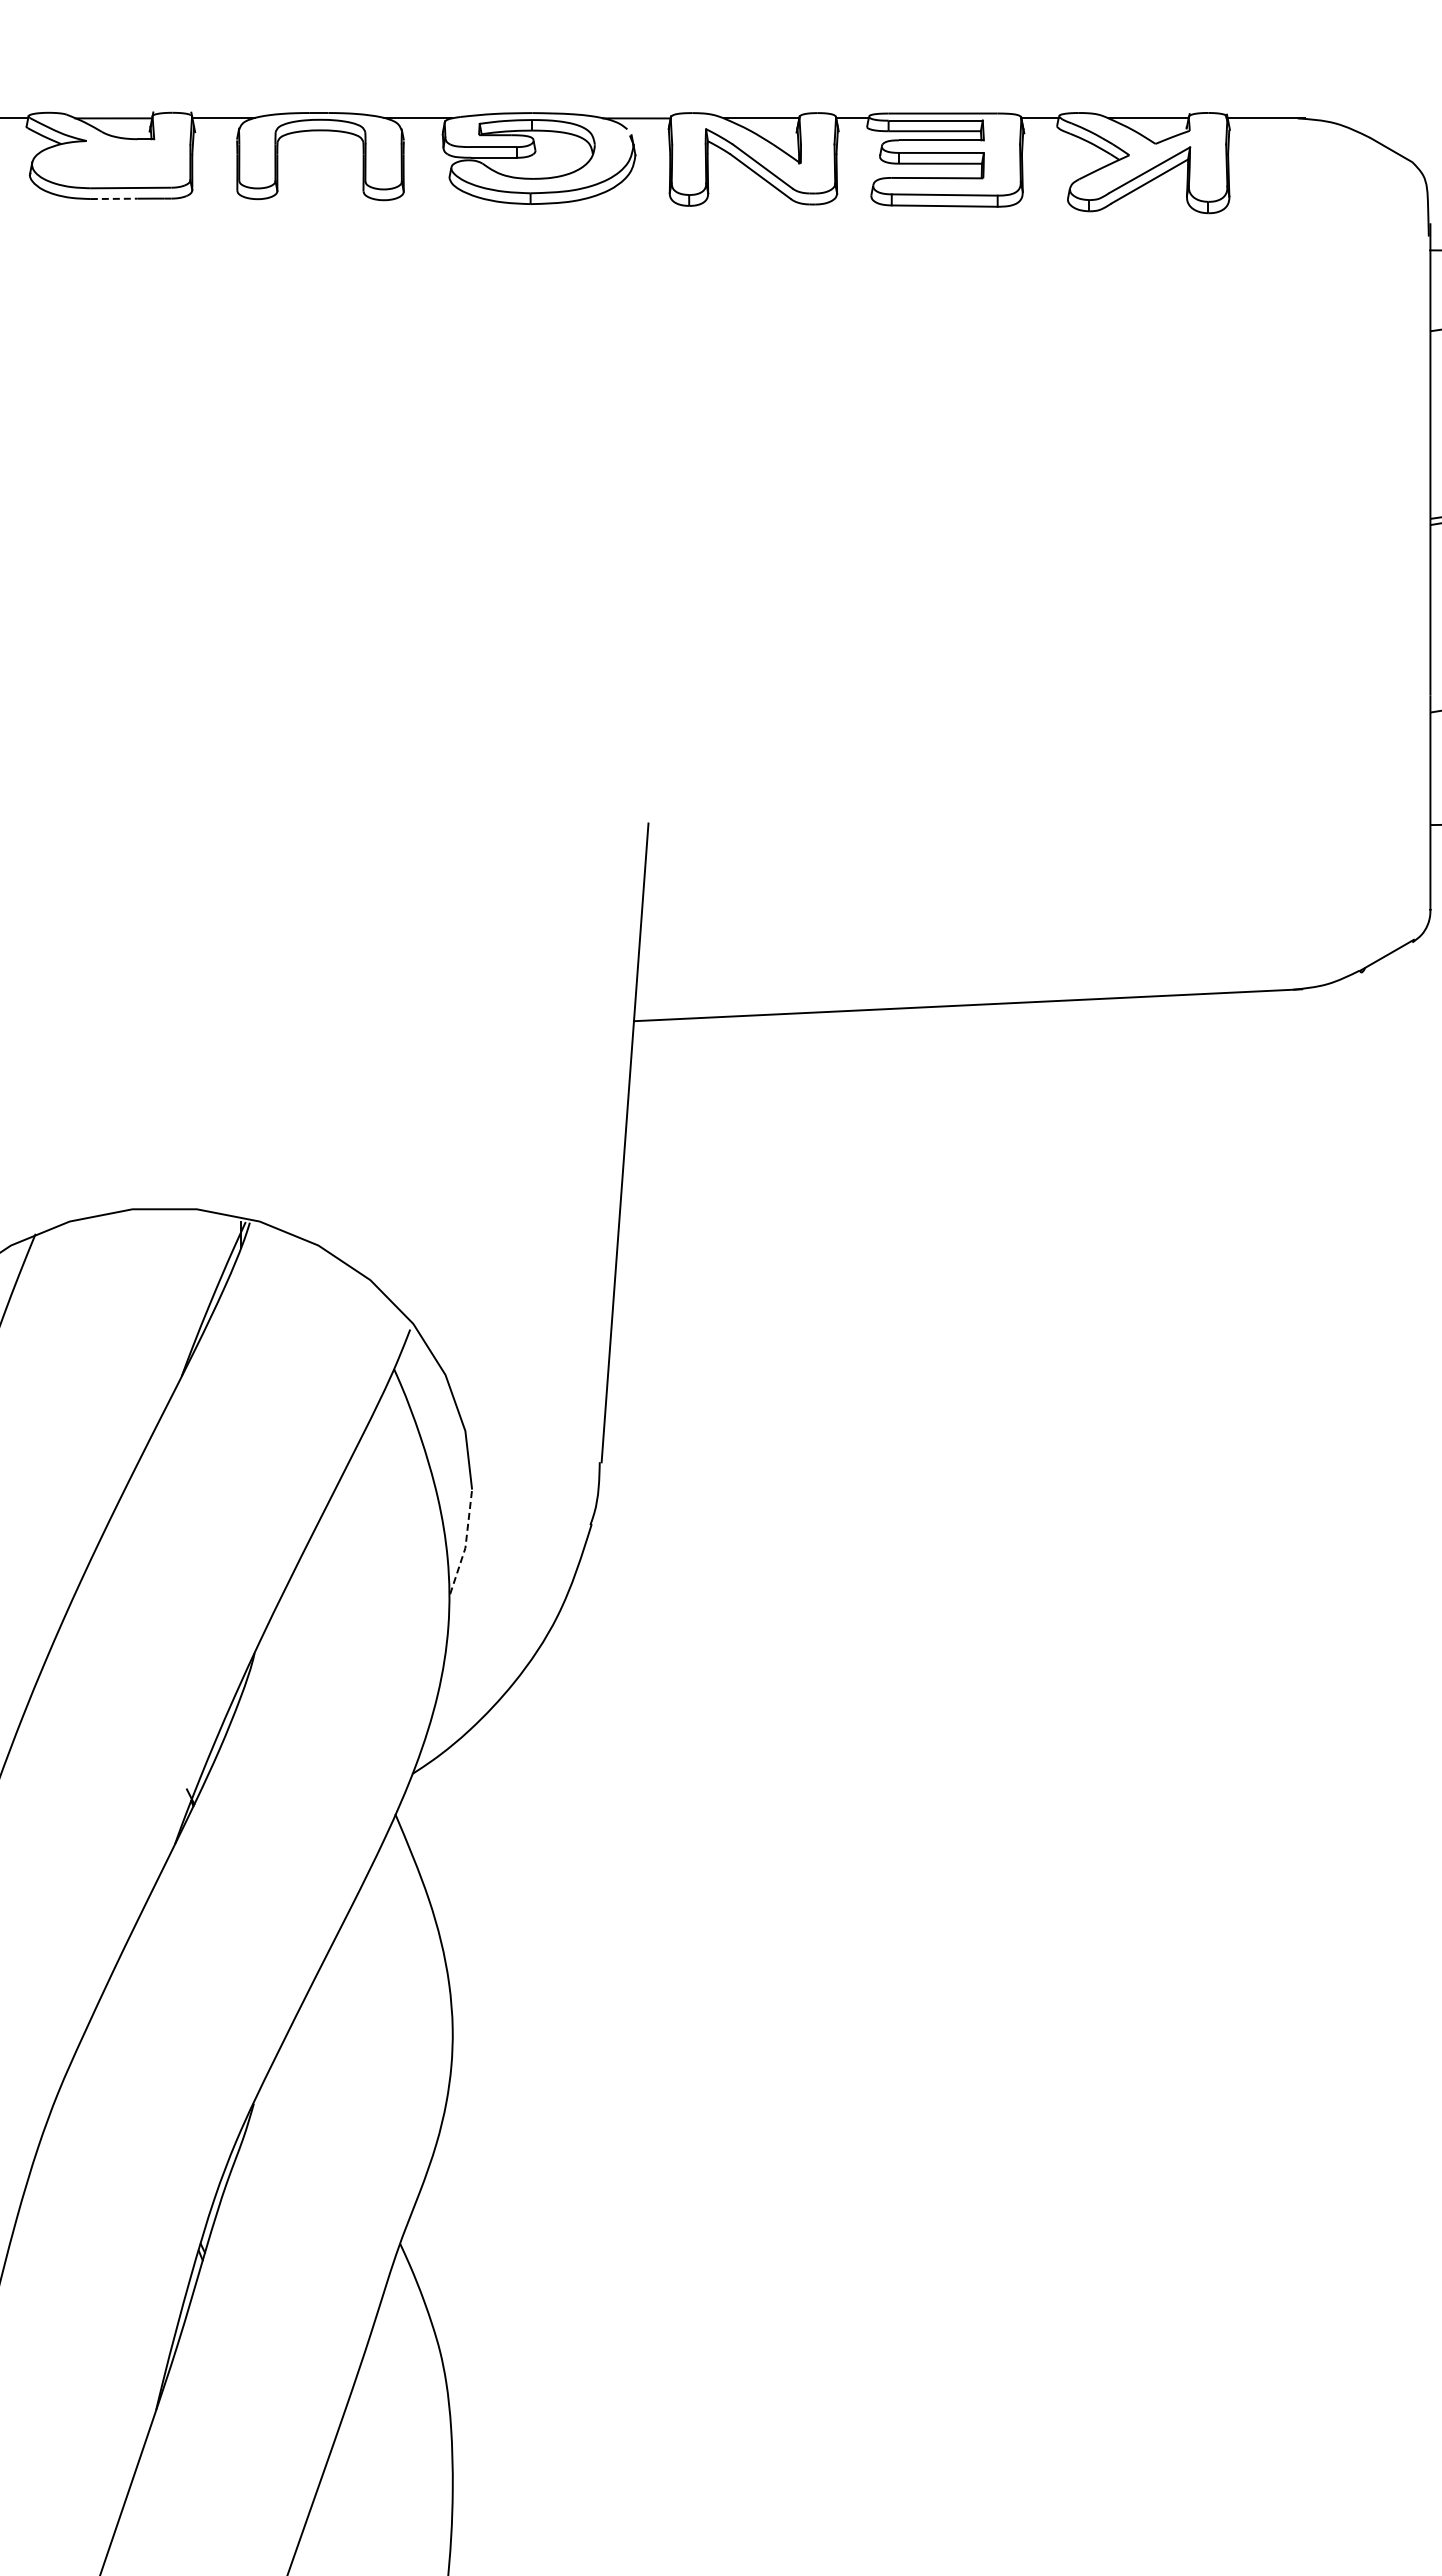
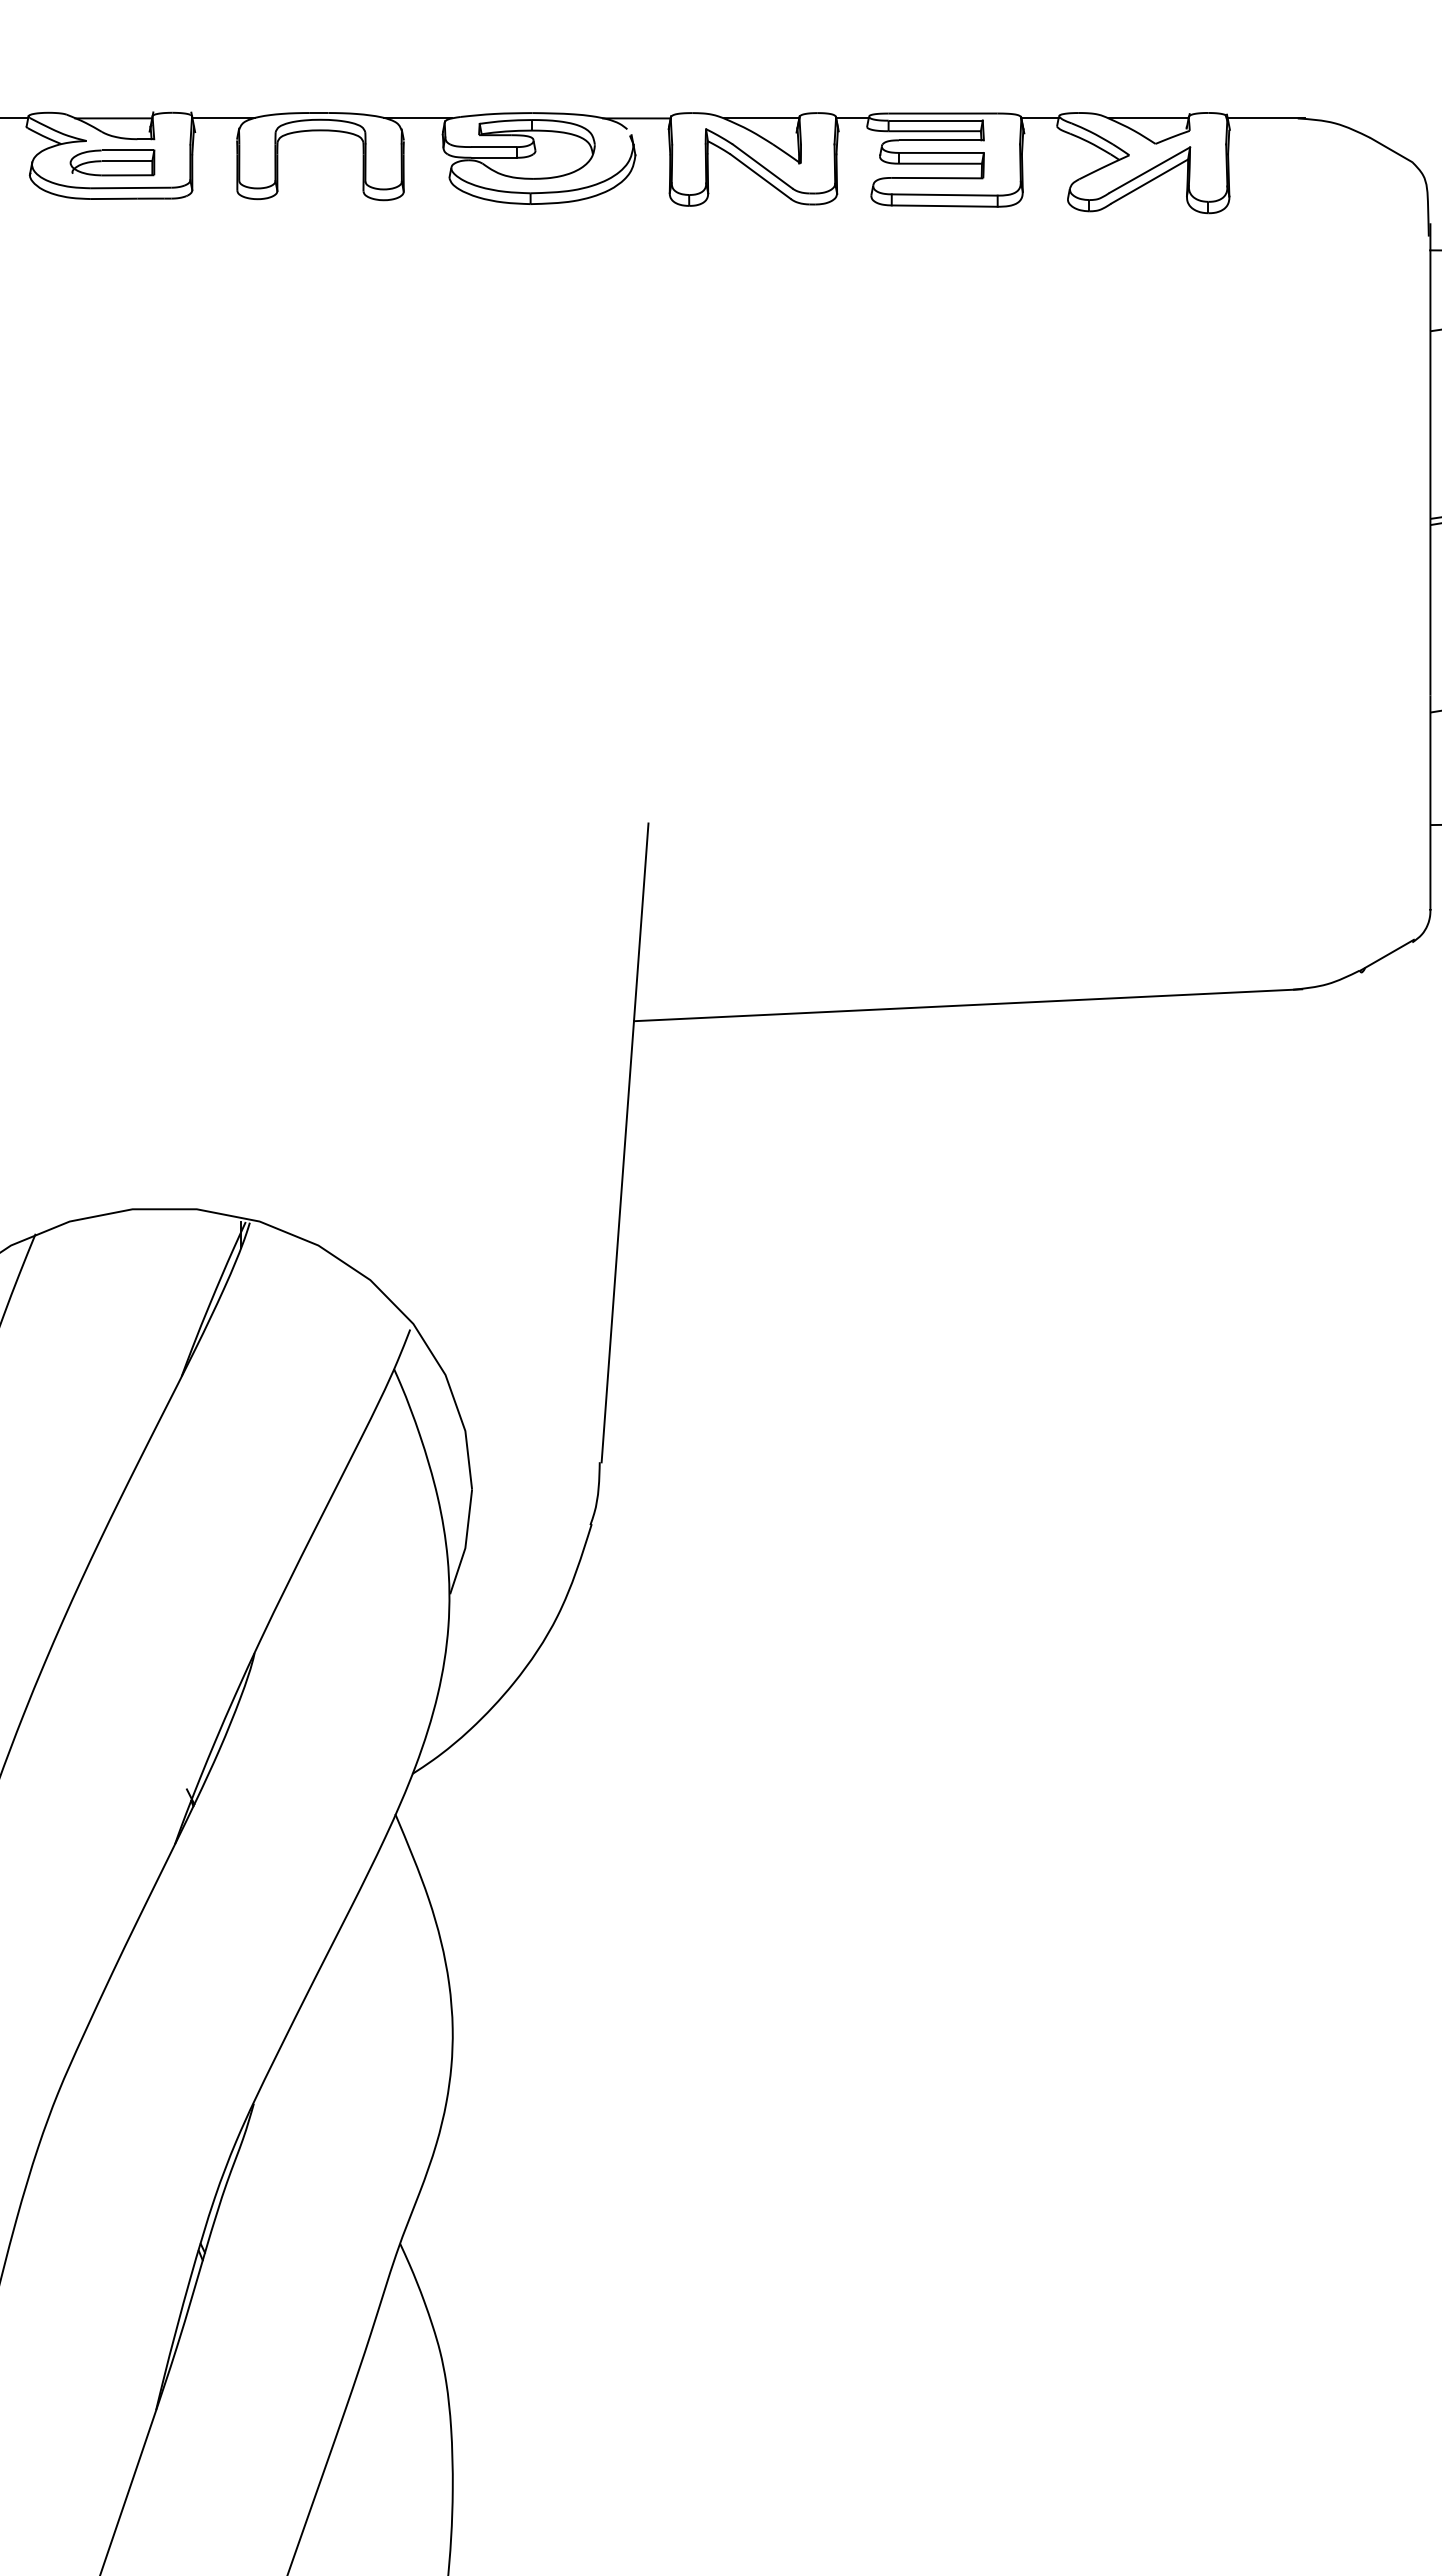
part: none -> present (112, 162)
line: dashed -> solid (115, 198)
line: dashed -> solid (465, 1543)
